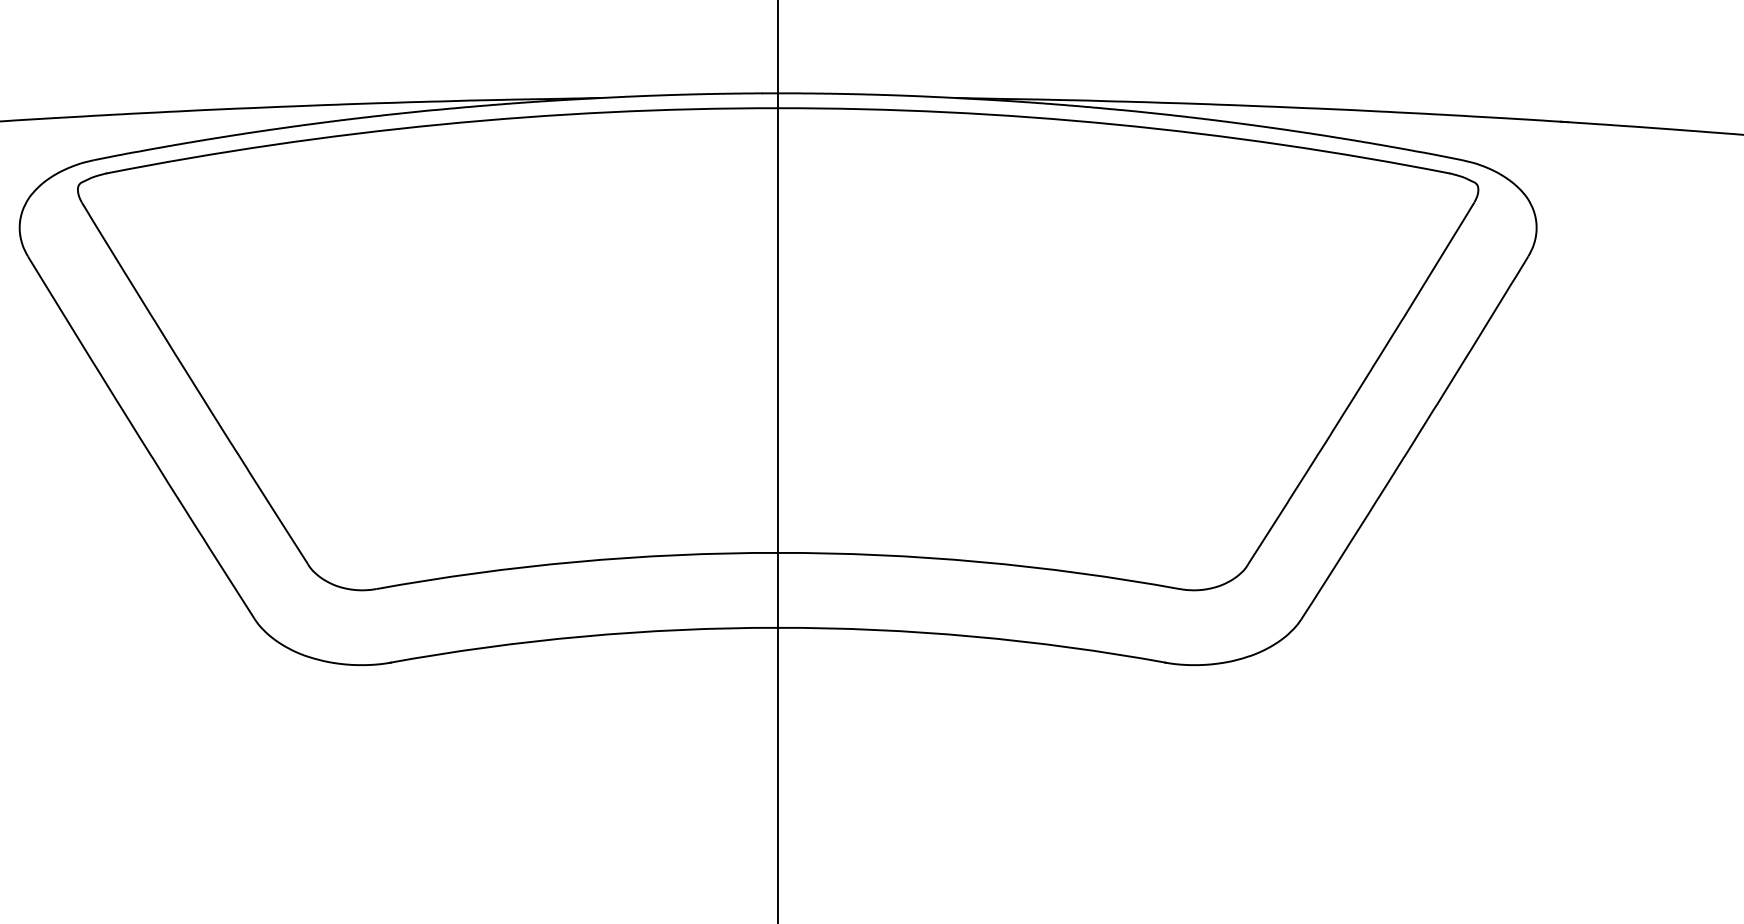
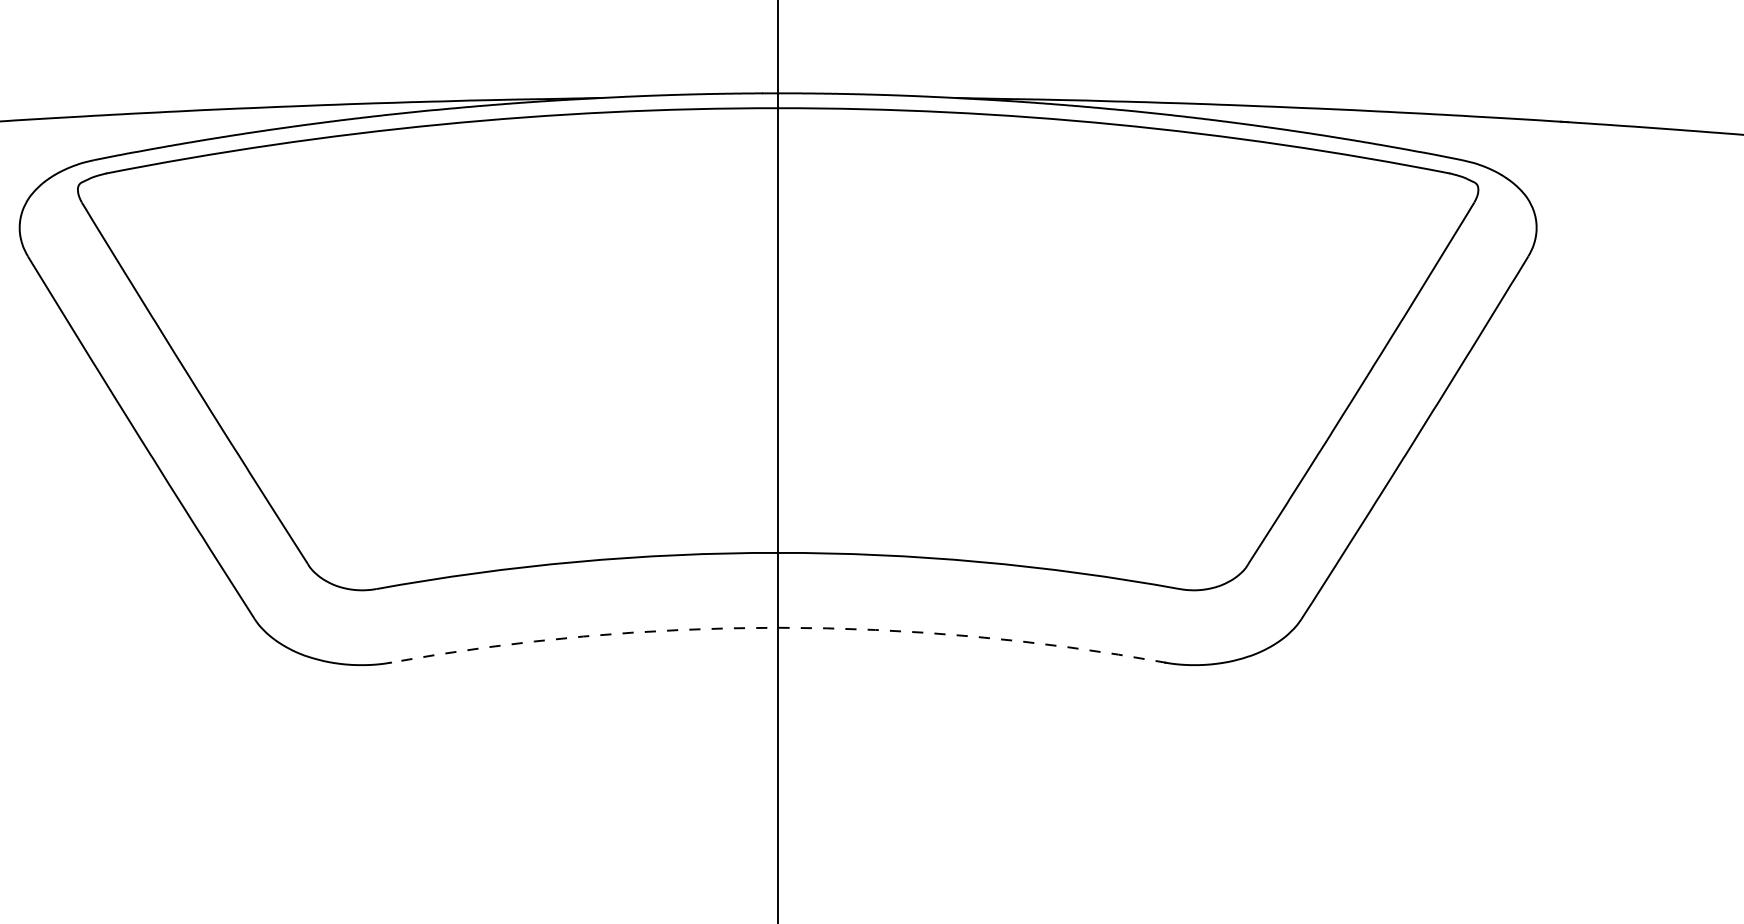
arc: solid -> dashed (778, 627)
